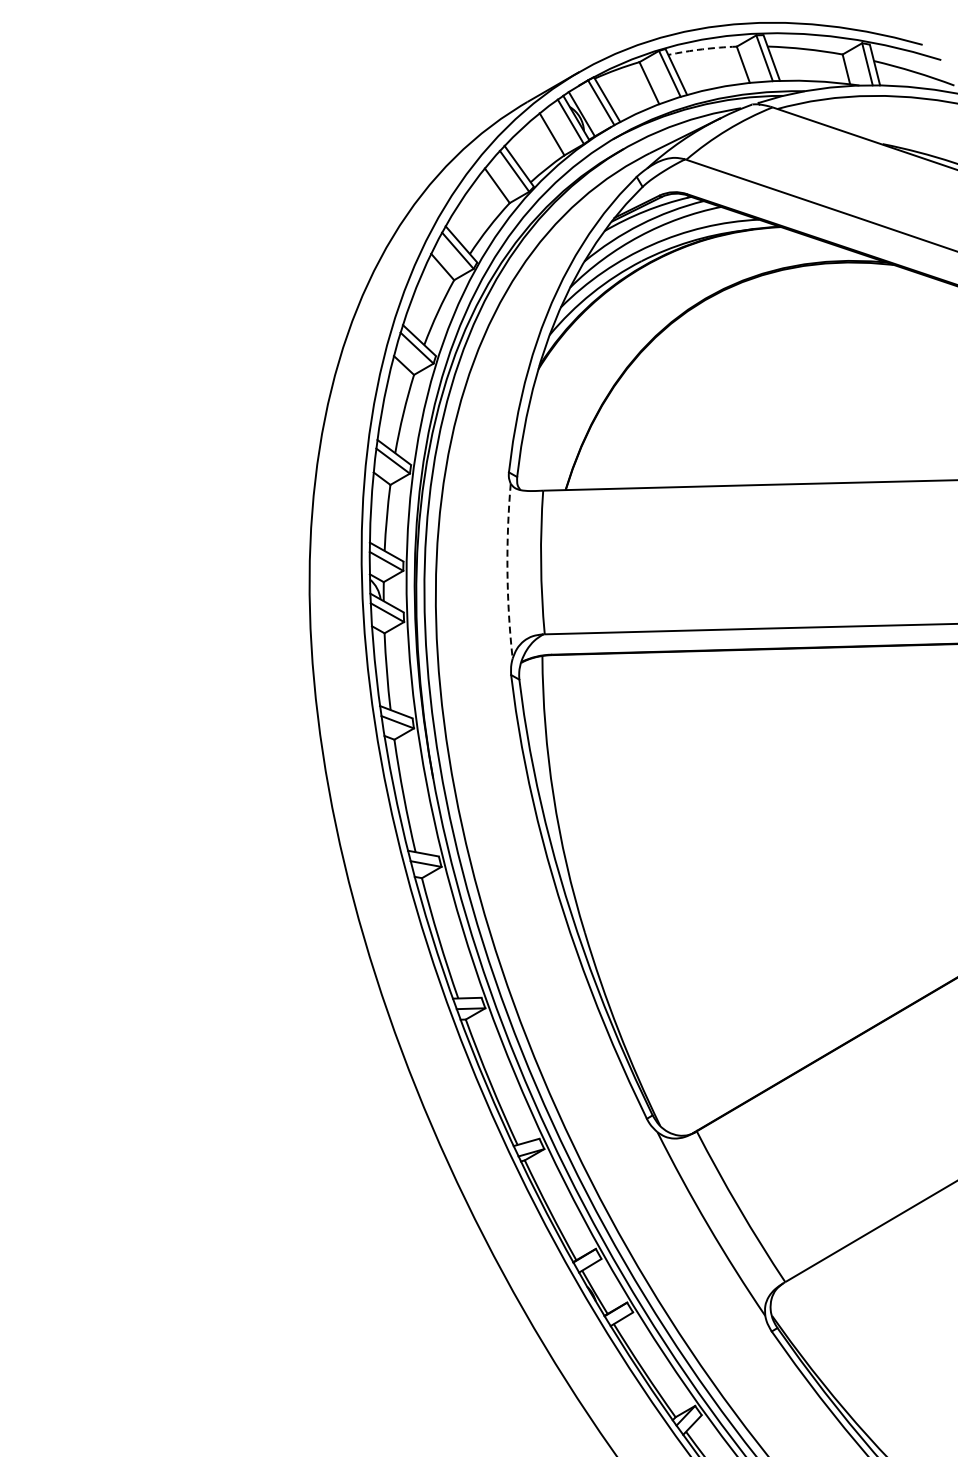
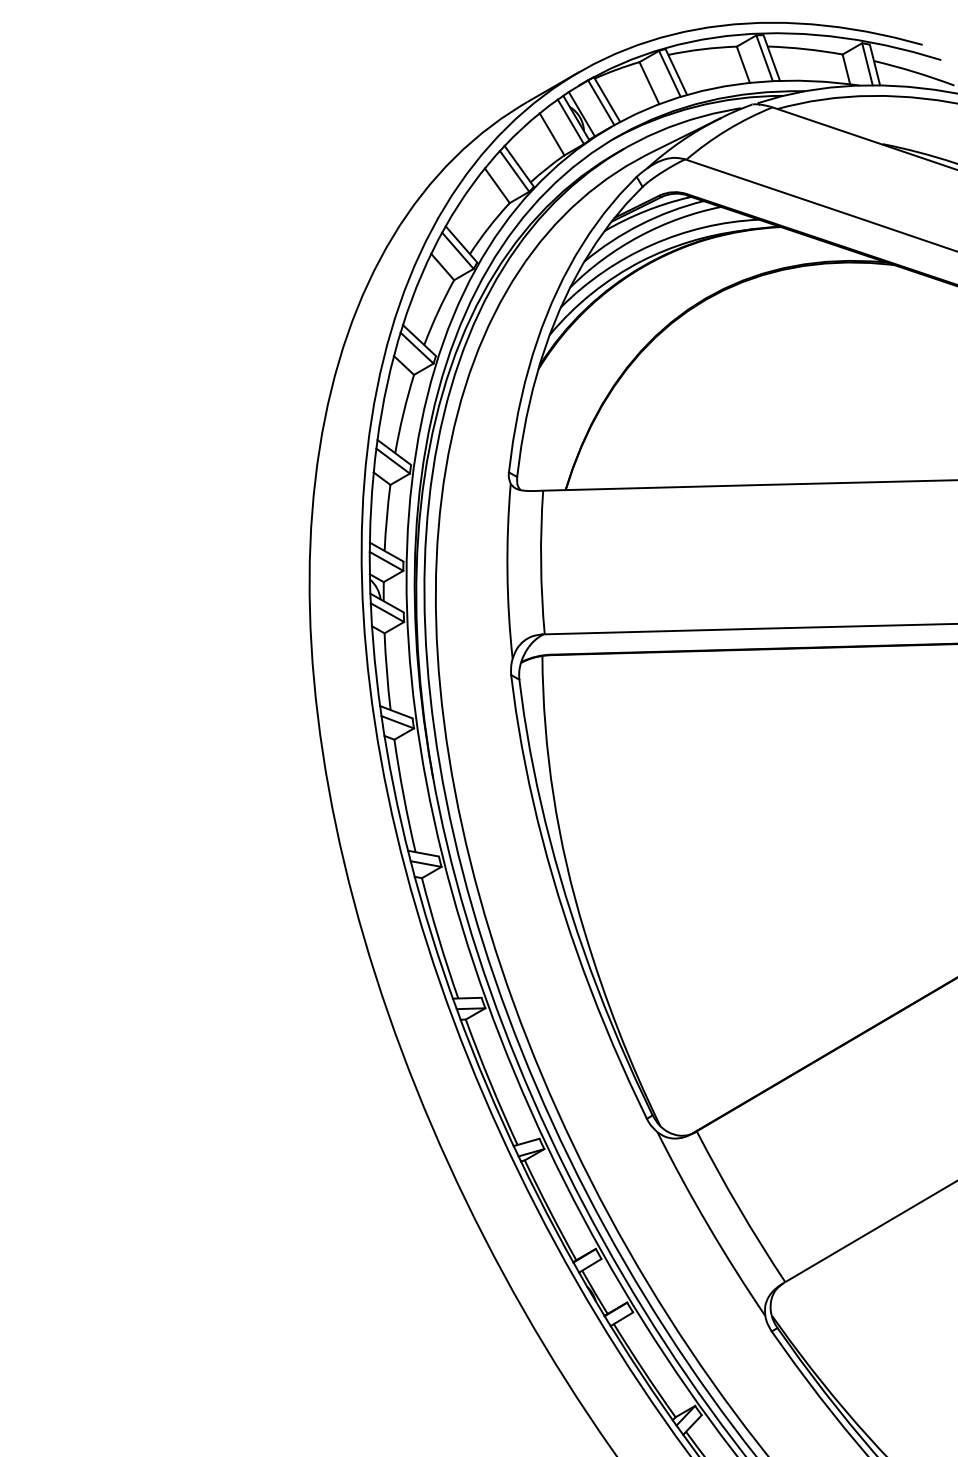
arc: dashed -> solid (702, 49)
arc: dashed -> solid (507, 571)
